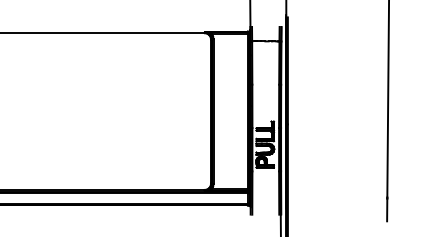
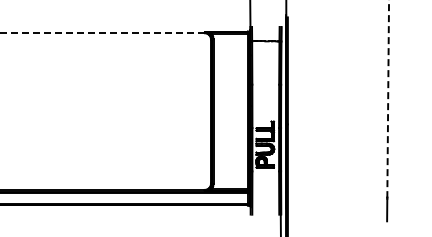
line: solid -> dashed (102, 33)
line: solid -> dashed (388, 99)
